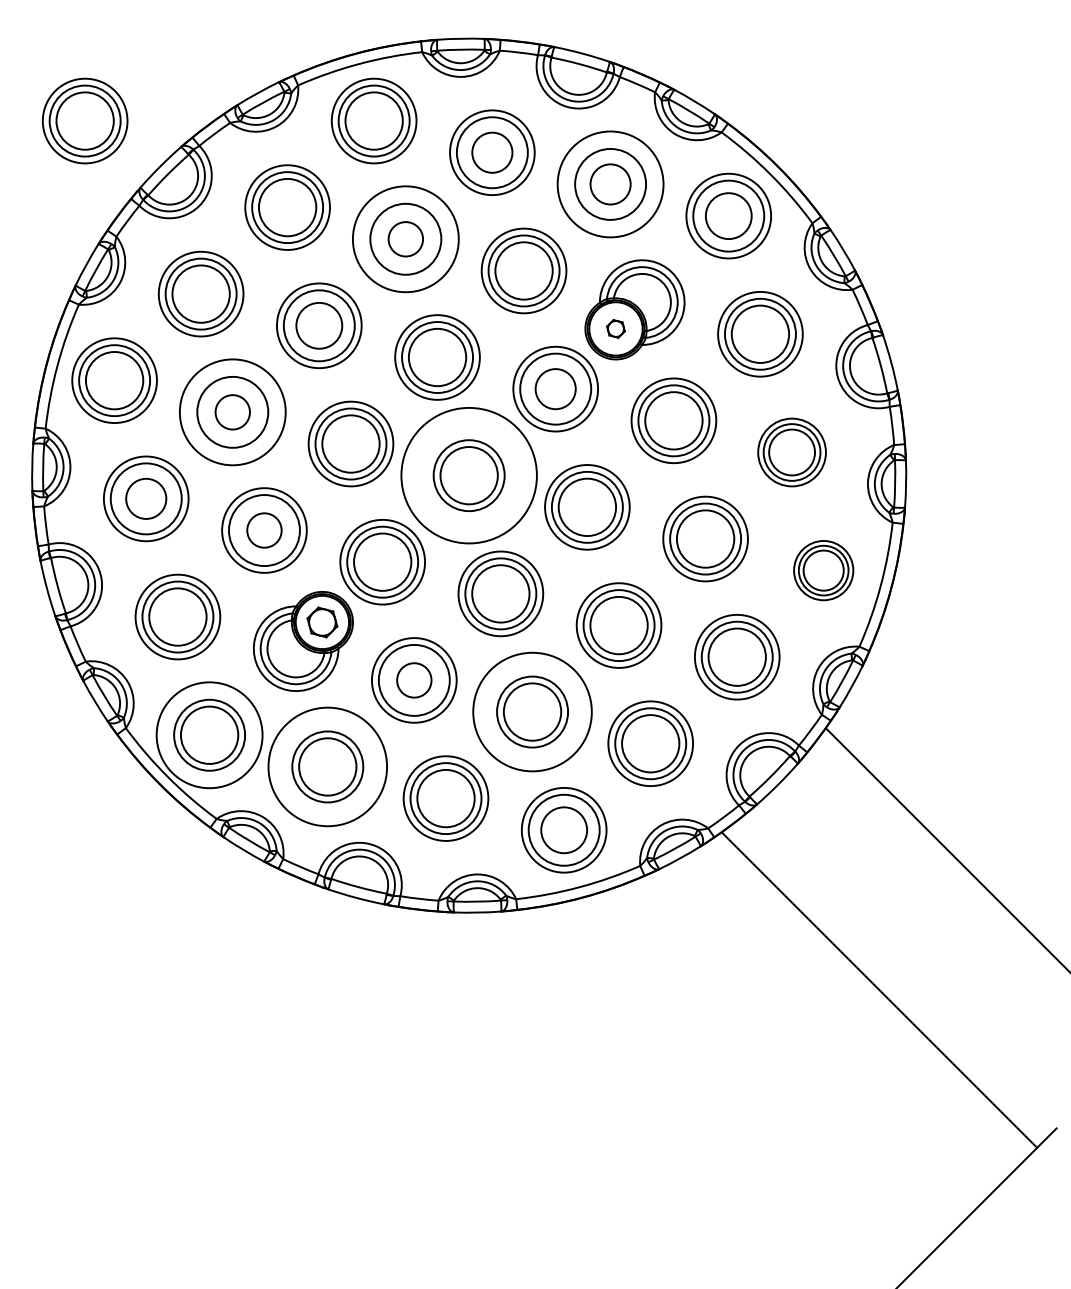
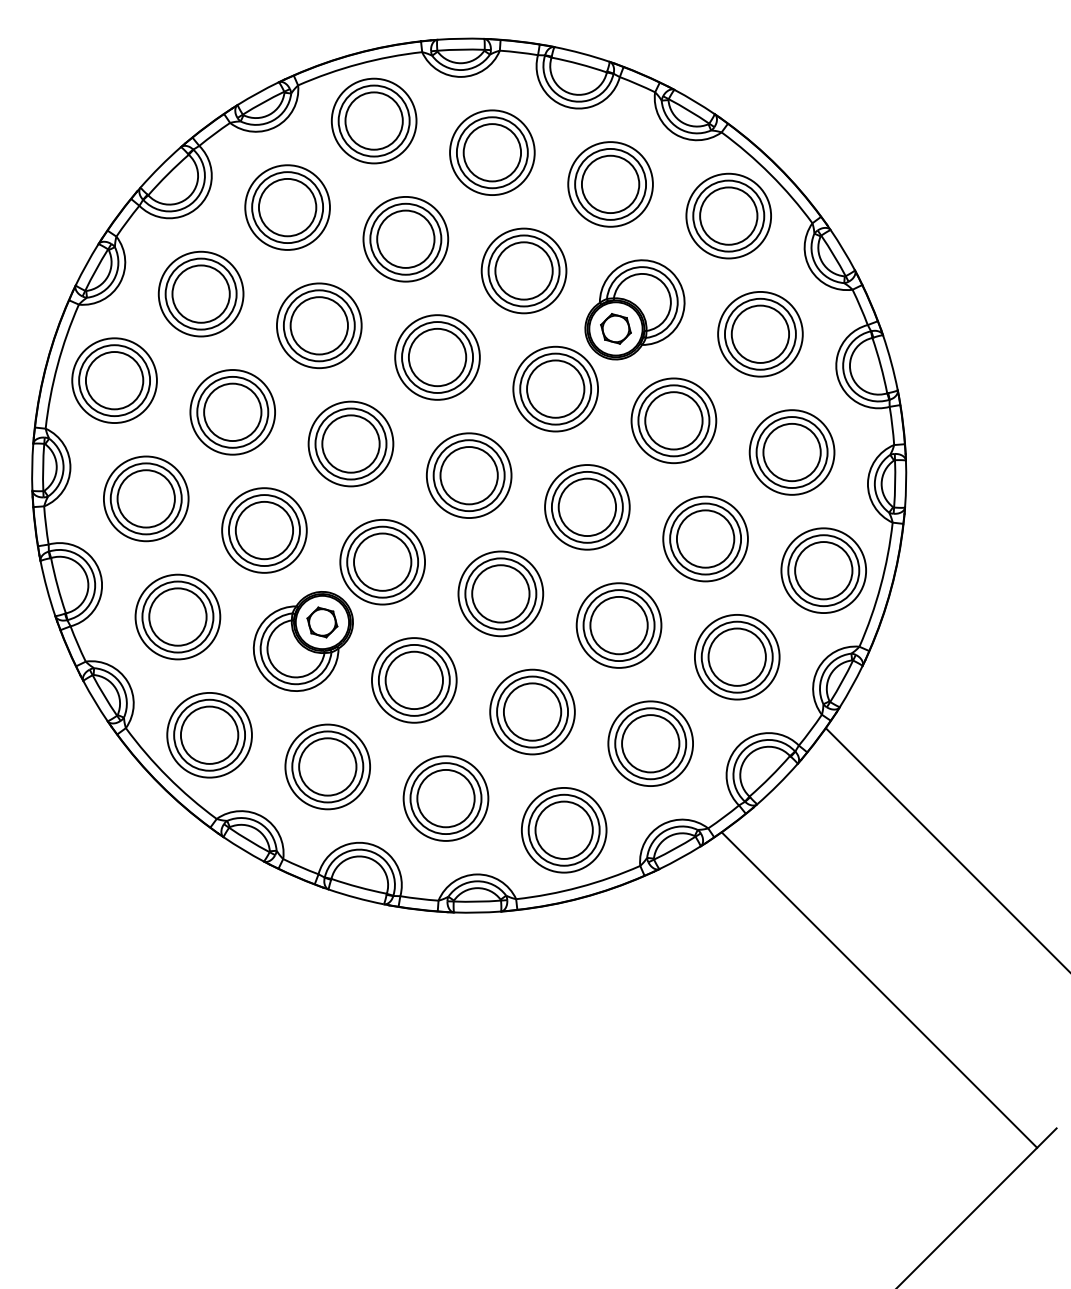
part: present -> none (84, 120)
circle diameter: 40 px -> 57 px (492, 152)
circle diameter: 106 px -> 85 px (610, 184)
circle diameter: 40 px -> 57 px (610, 184)
circle diameter: 46 px -> 57 px (728, 215)
circle diameter: 106 px -> 85 px (405, 238)
circle diameter: 34 px -> 57 px (405, 238)
circle diameter: 46 px -> 57 px (318, 325)
part size: 20x21 px -> 32x32 px (615, 328)
circle diameter: 40 px -> 57 px (555, 388)
circle diameter: 106 px -> 85 px (232, 412)
circle diameter: 34 px -> 57 px (232, 412)
part size: 70x71 px -> 88x87 px (791, 452)
circle diameter: 136 px -> 85 px (468, 475)
circle diameter: 40 px -> 57 px (145, 498)
circle diameter: 34 px -> 57 px (264, 530)
part size: 62x62 px -> 87x87 px (823, 570)
circle diameter: 34 px -> 57 px (414, 680)
circle diameter: 119 px -> 85 px (532, 711)
circle diameter: 106 px -> 85 px (209, 734)
circle diameter: 119 px -> 85 px (327, 766)
circle diameter: 46 px -> 57 px (563, 829)
